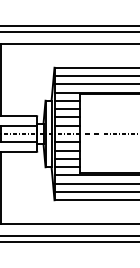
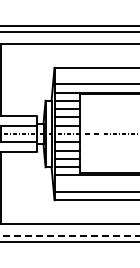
line: present -> none (95, 76)
line: present -> none (95, 183)
line: solid -> dashed (70, 235)
